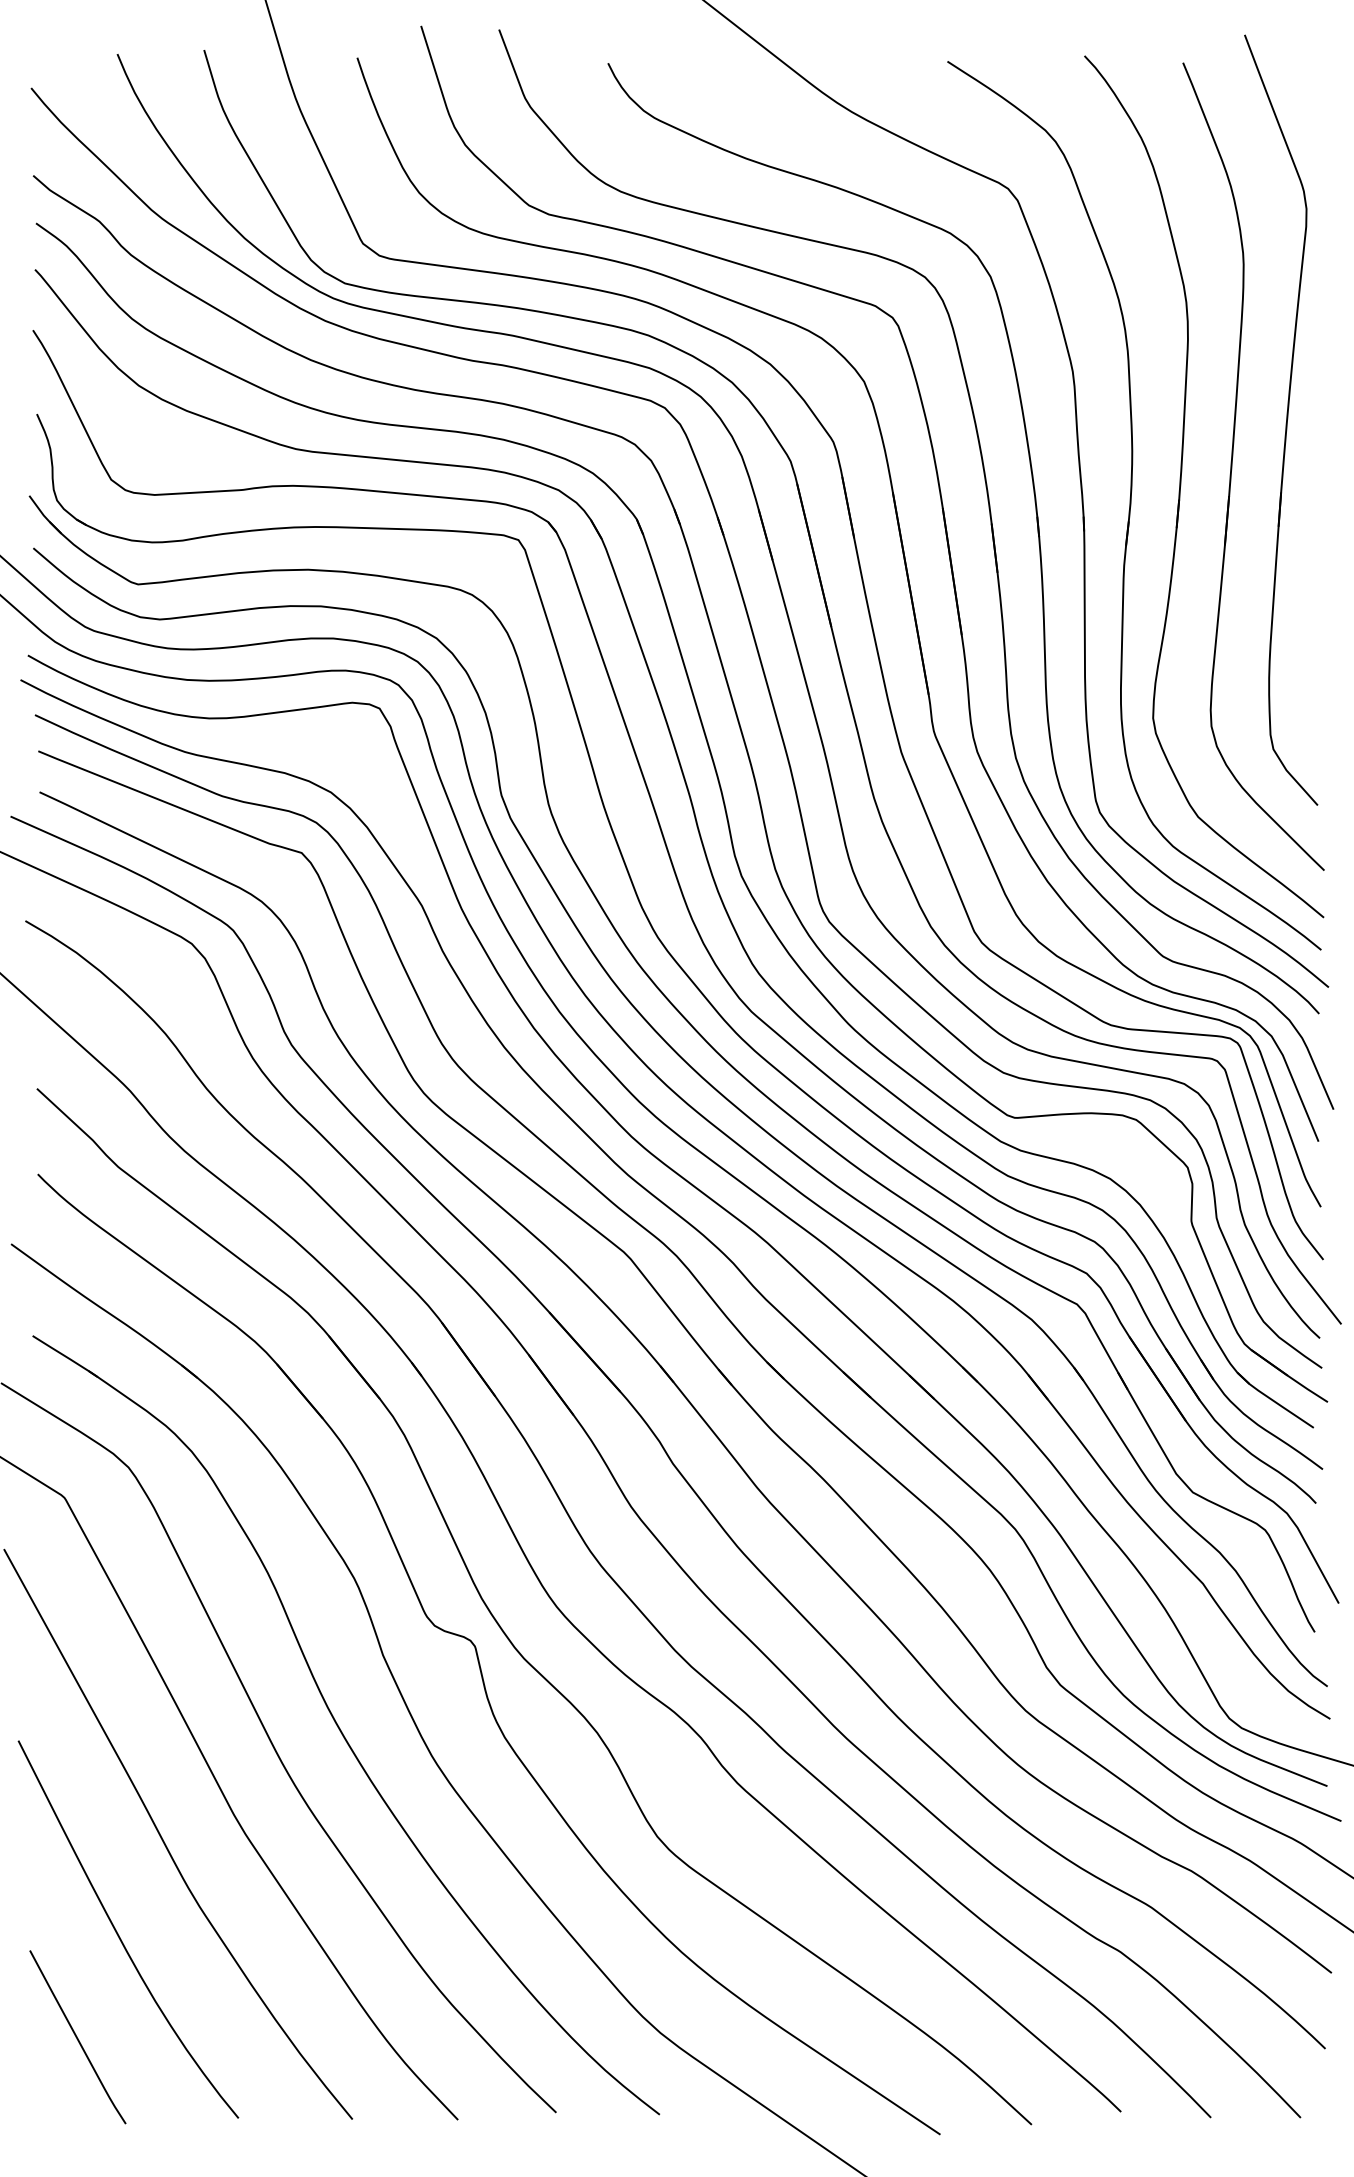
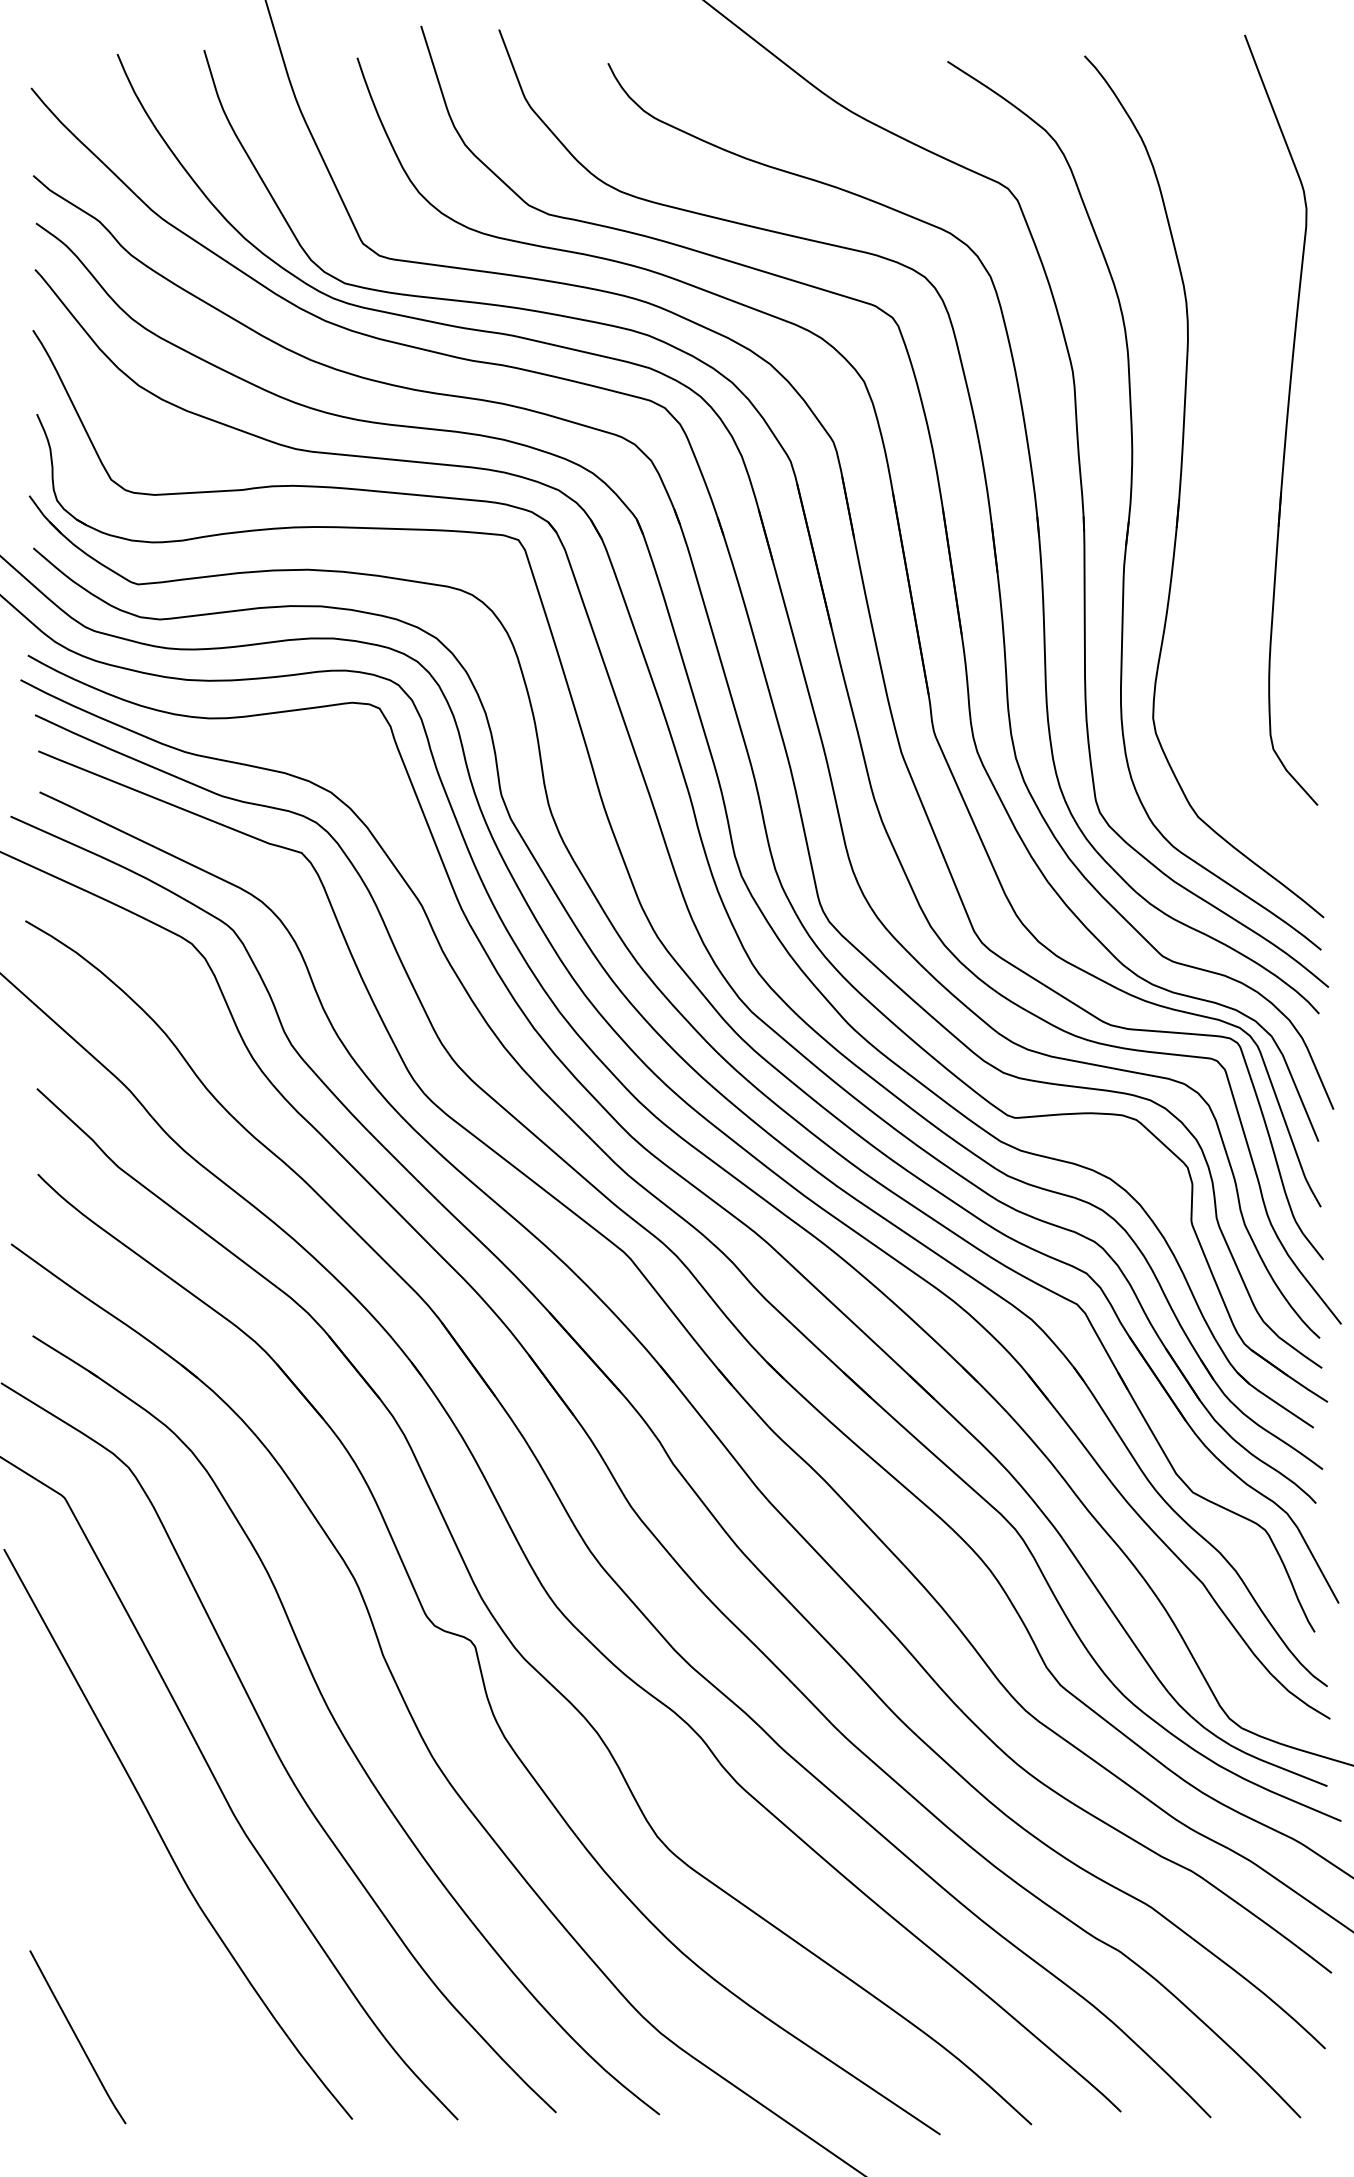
part: present -> none (1232, 466)
curve: present -> none (118, 1933)
